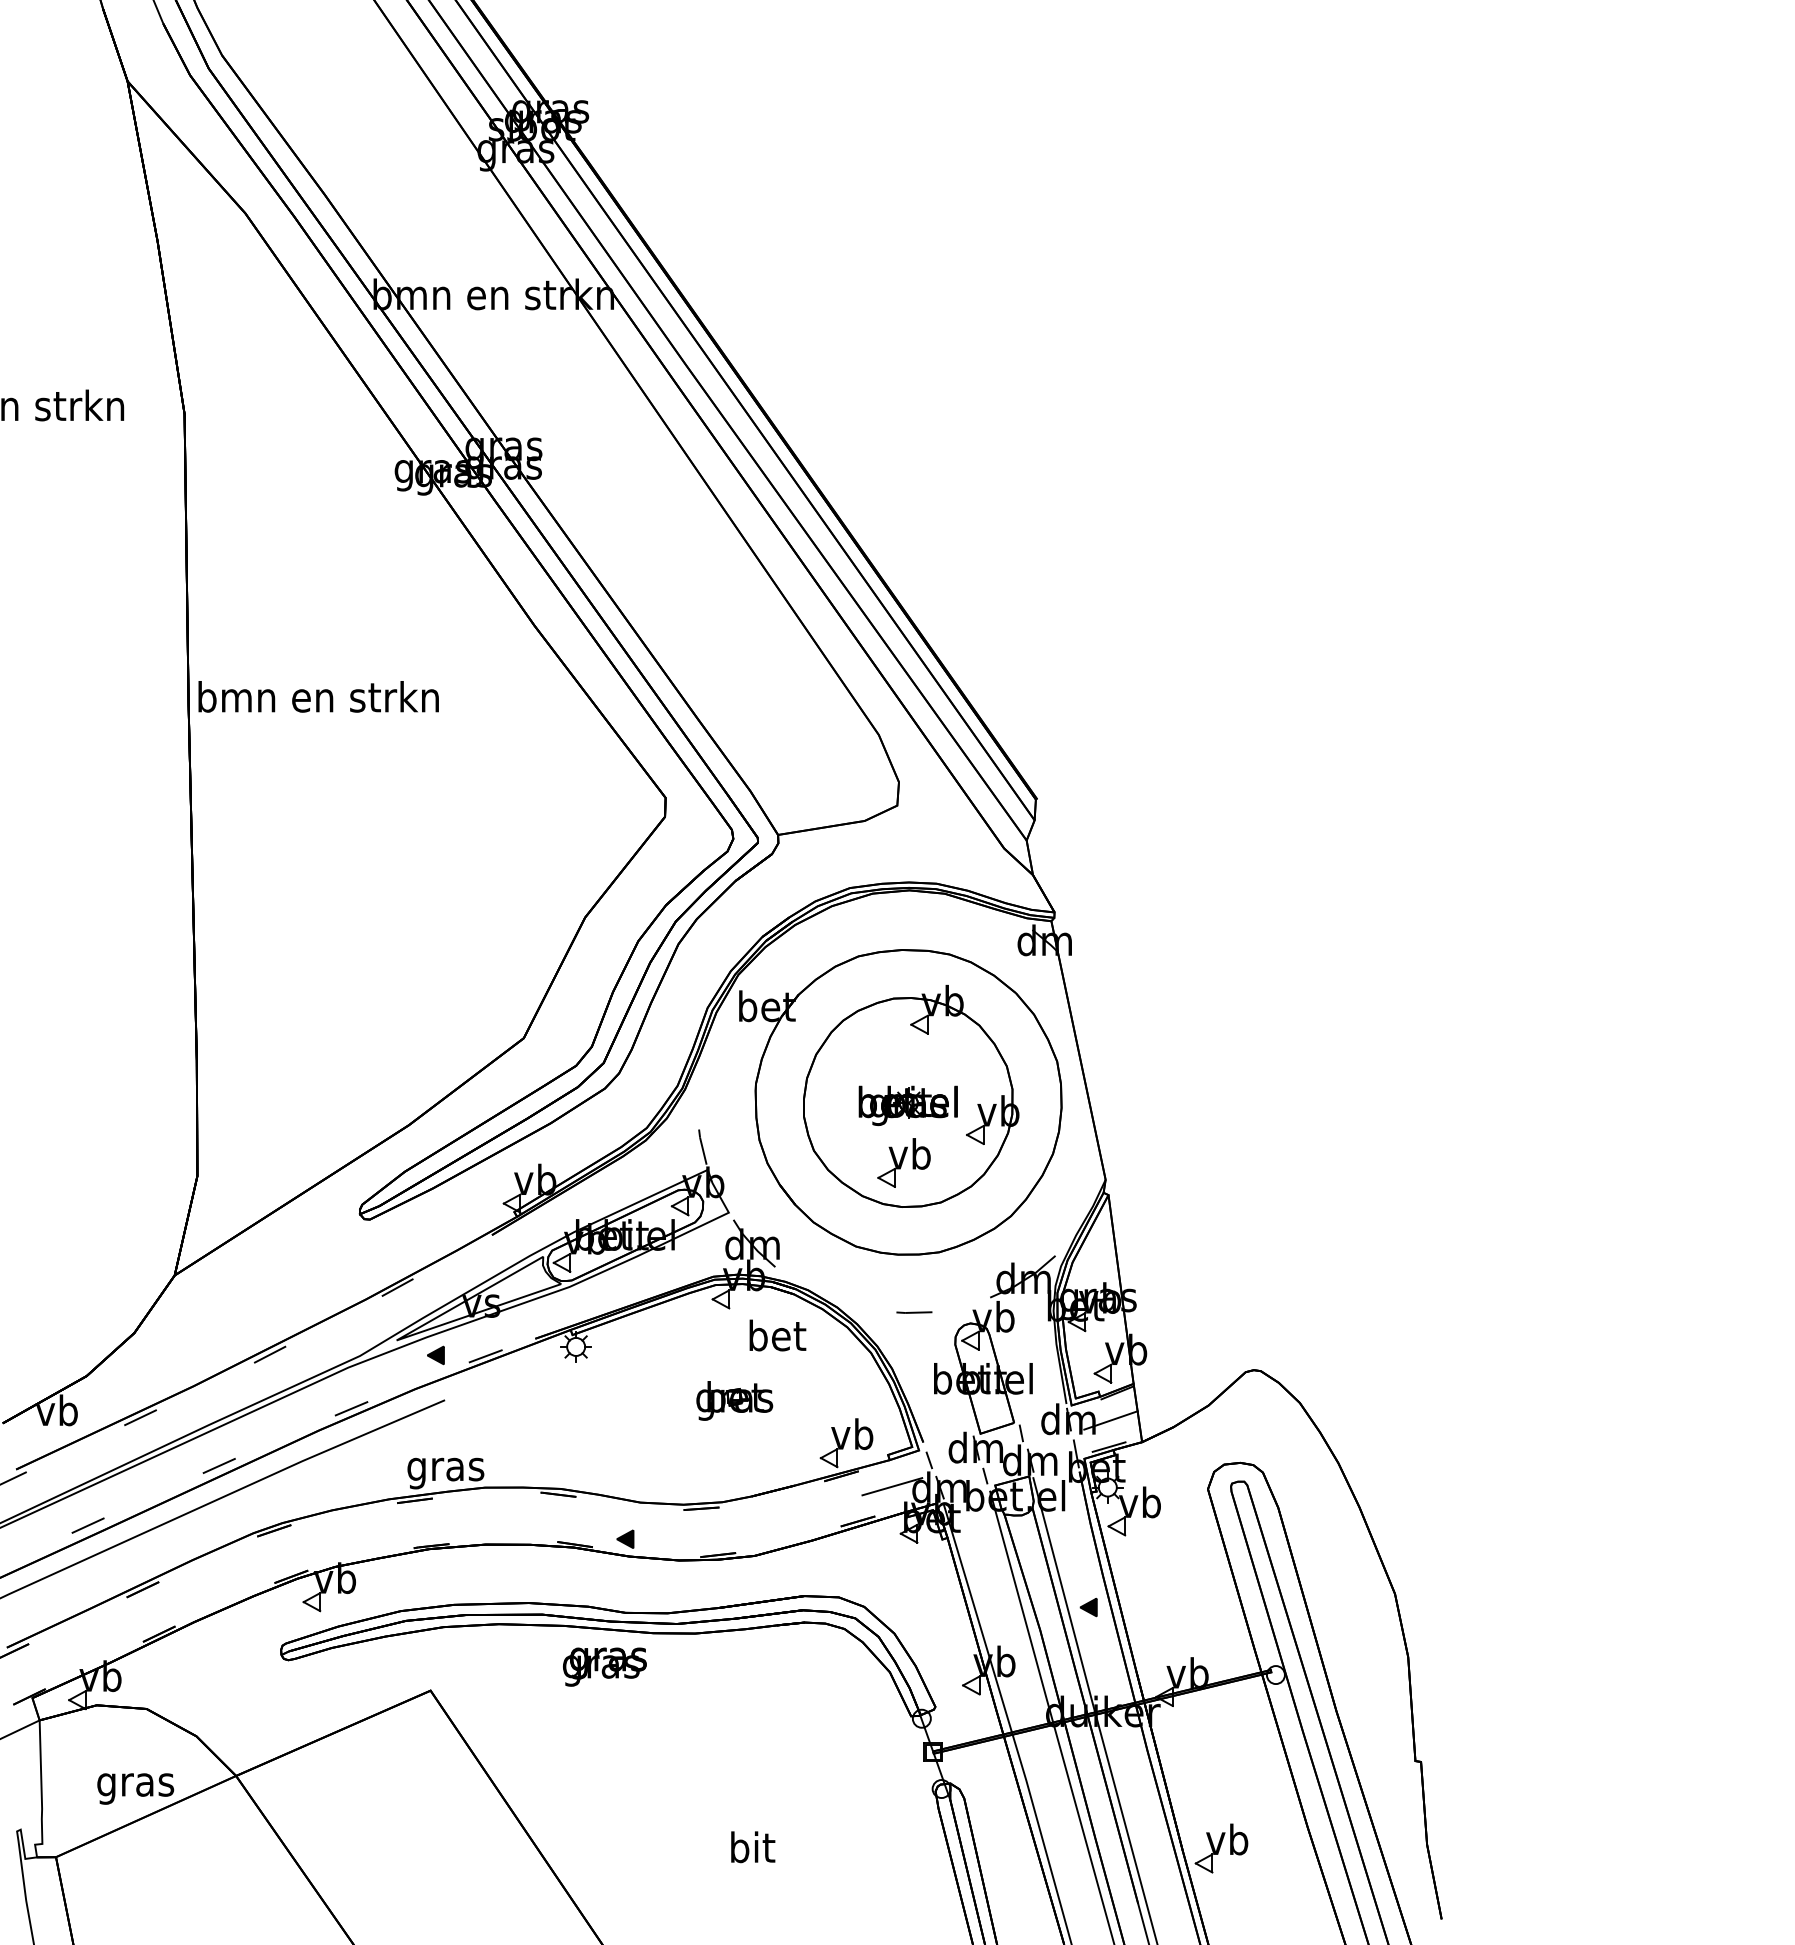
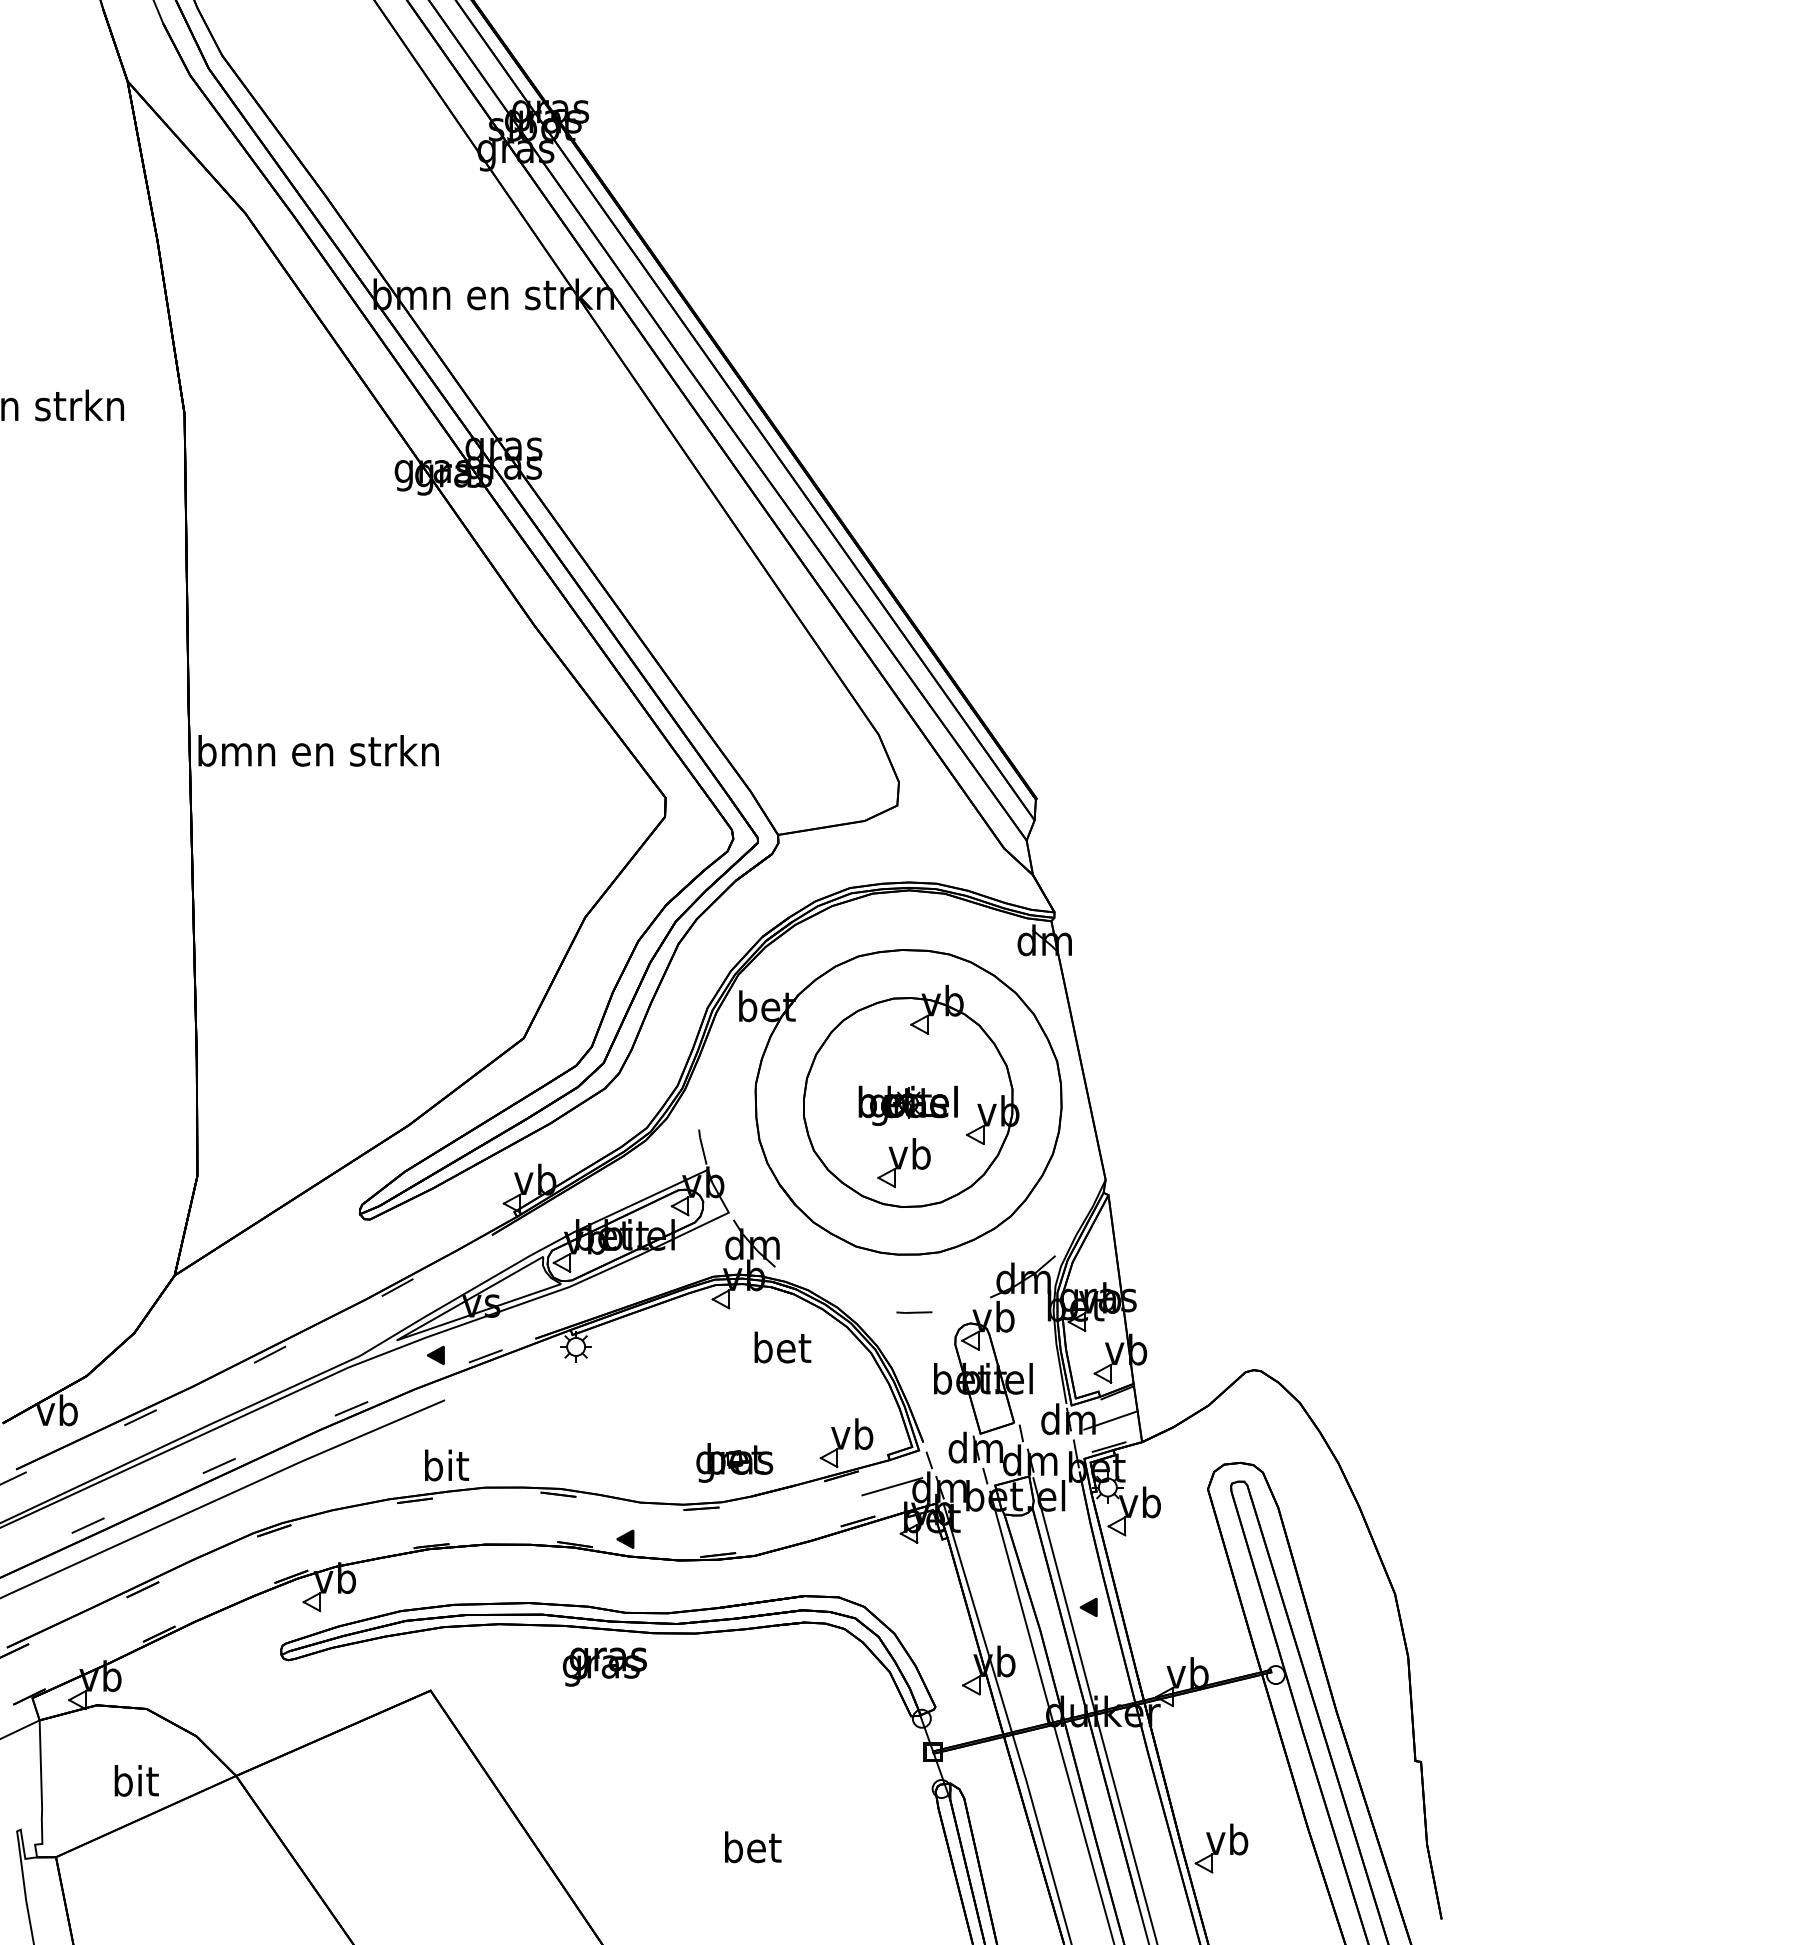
text position: (318, 696) -> (318, 750) (318, 750)
text position: (777, 1335) -> (782, 1347) (782, 1347)
part position: (734, 1400) -> (734, 1462) (734, 1462)
text: gras -> bit (445, 1469)
text: gras -> bit (135, 1784)
text: bit -> bet (753, 1847)
